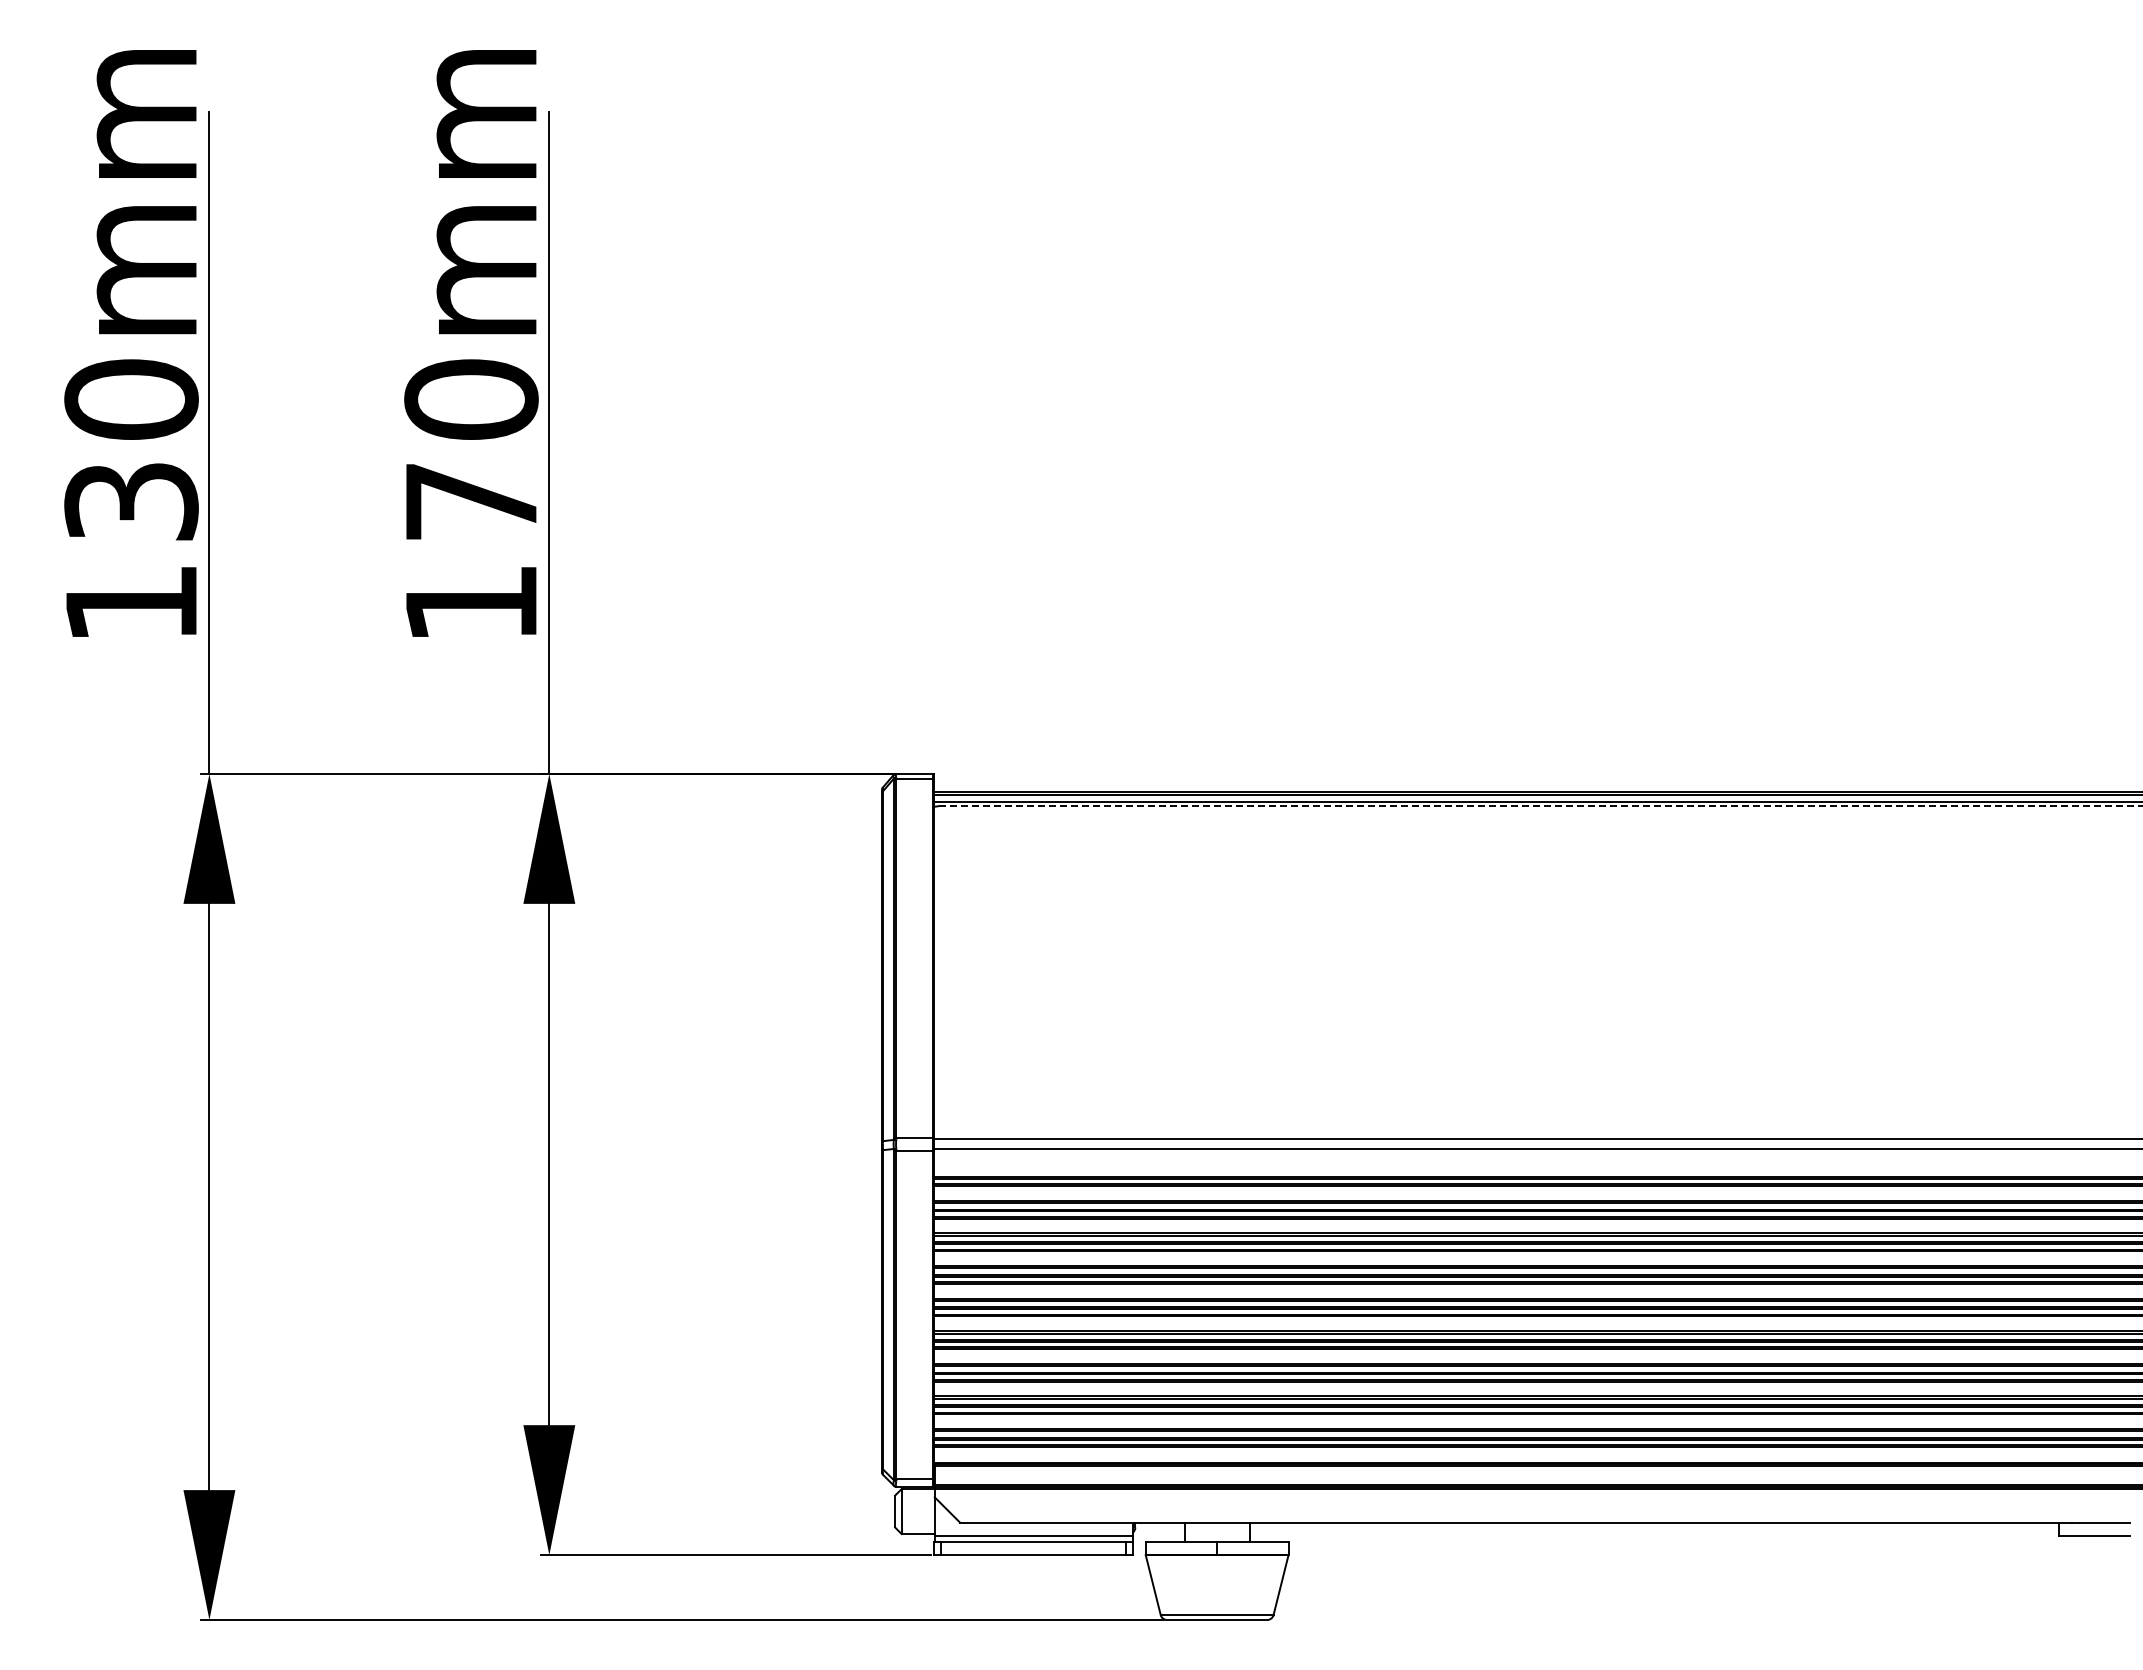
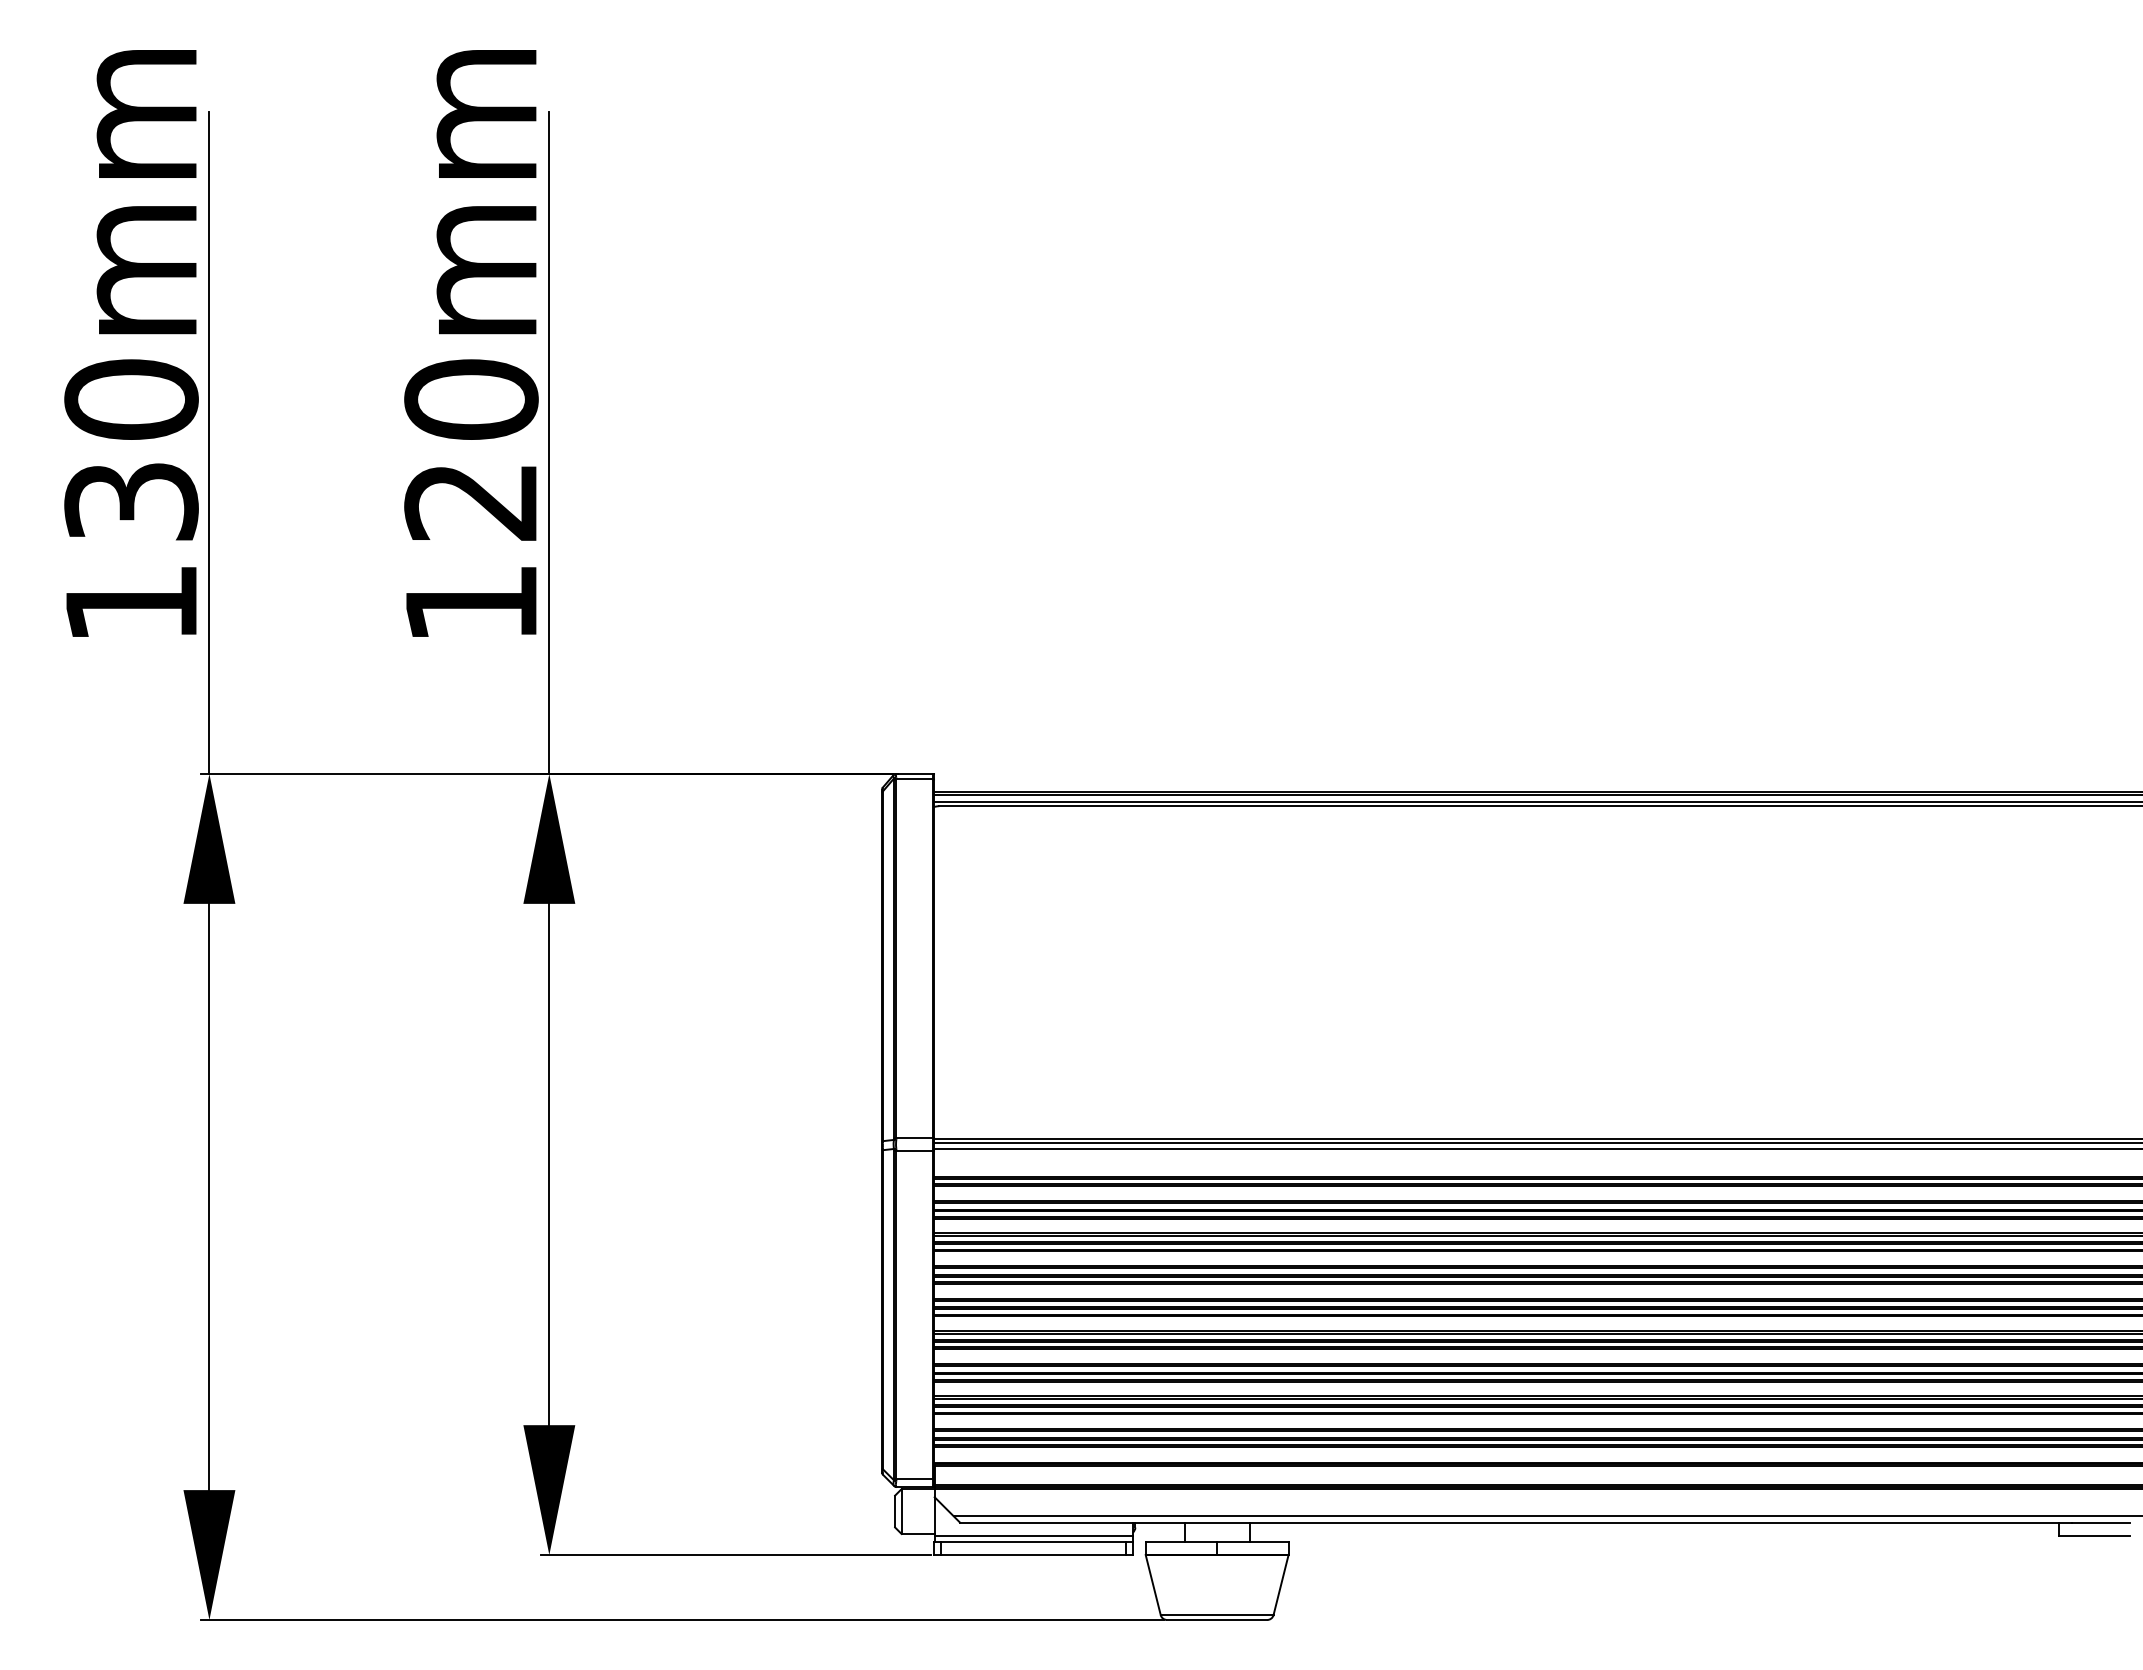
text: 170mm -> 120mm (470, 502)
line: dashed -> solid (1540, 806)
line: none -> present (1536, 1142)
line: none -> present (1546, 1516)
